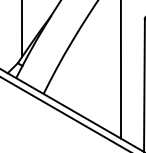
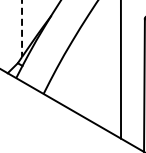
line: solid -> dashed (22, 29)
line: present -> none (64, 113)
